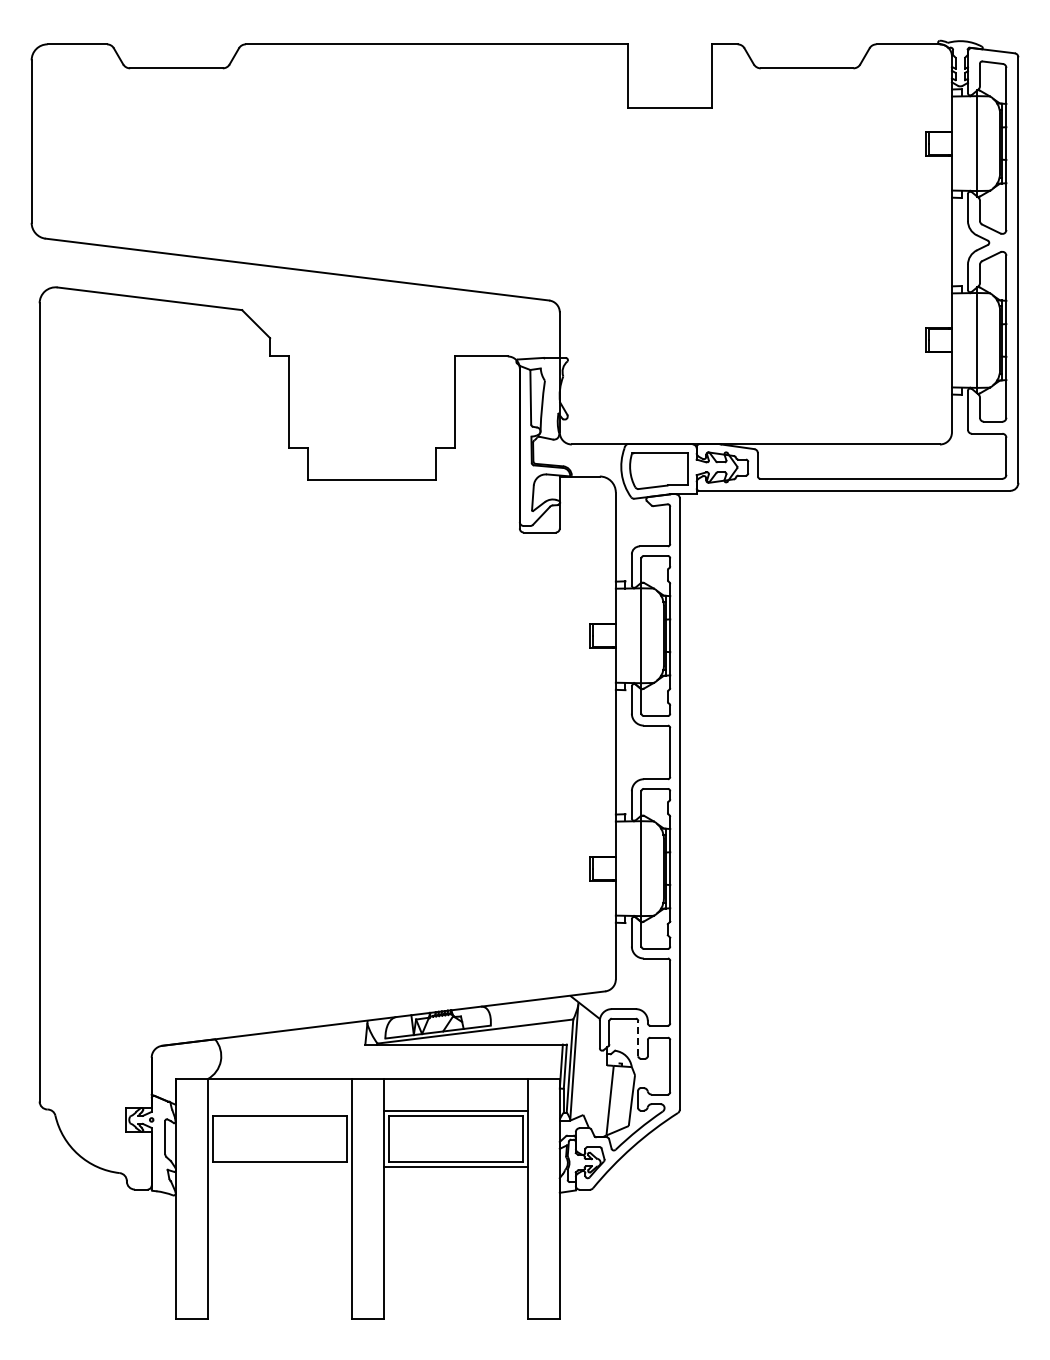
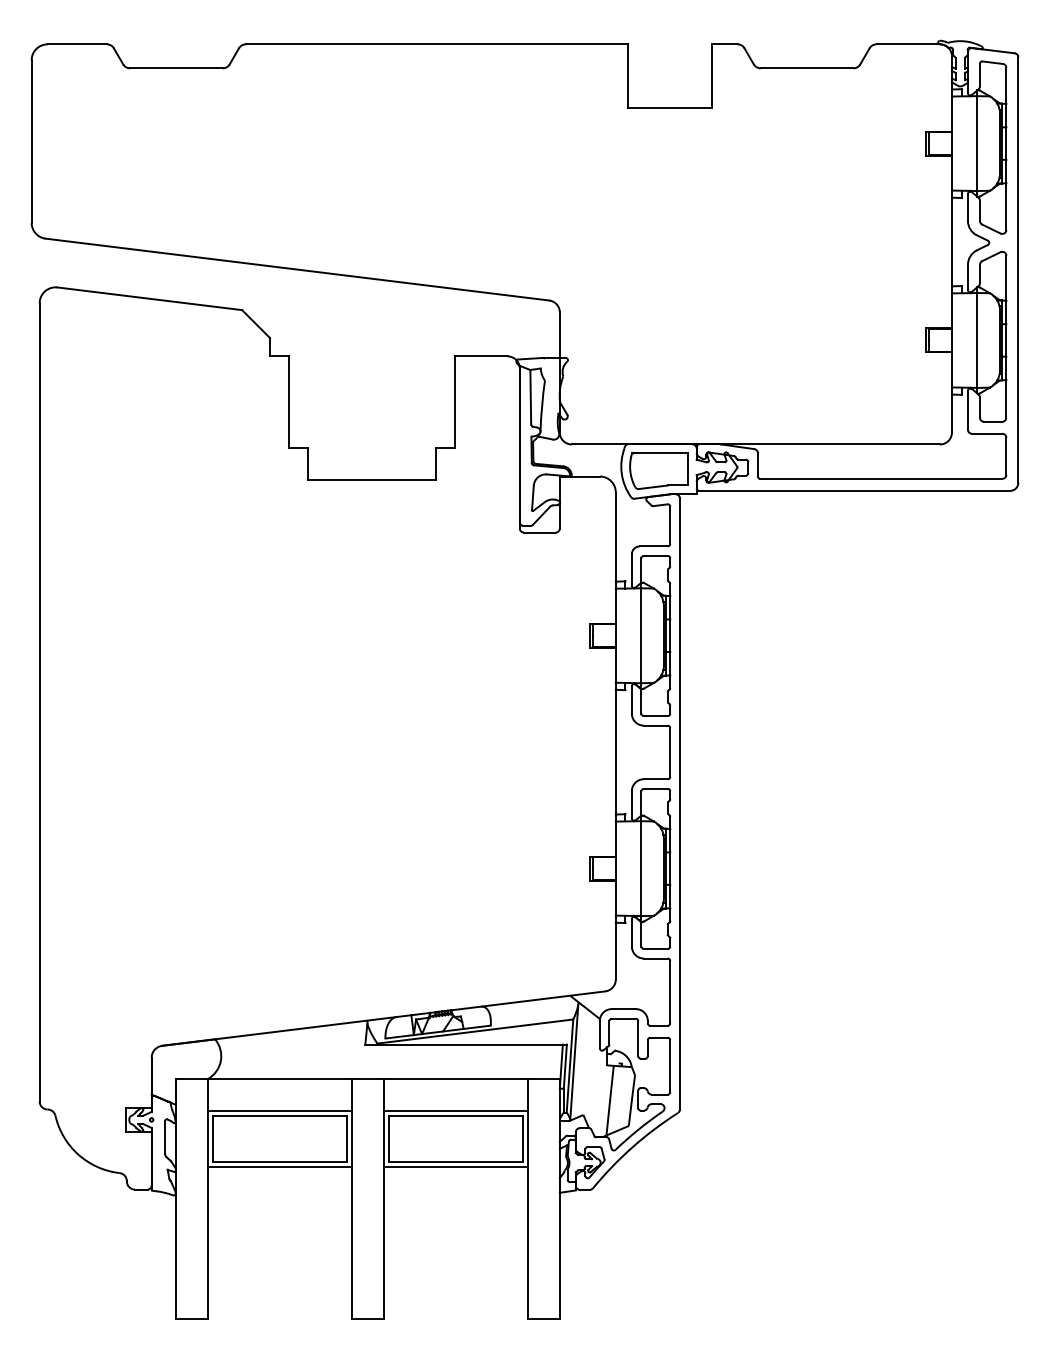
line: dashed -> solid (638, 1038)
line: none -> present (279, 1111)
line: none -> present (279, 1167)
